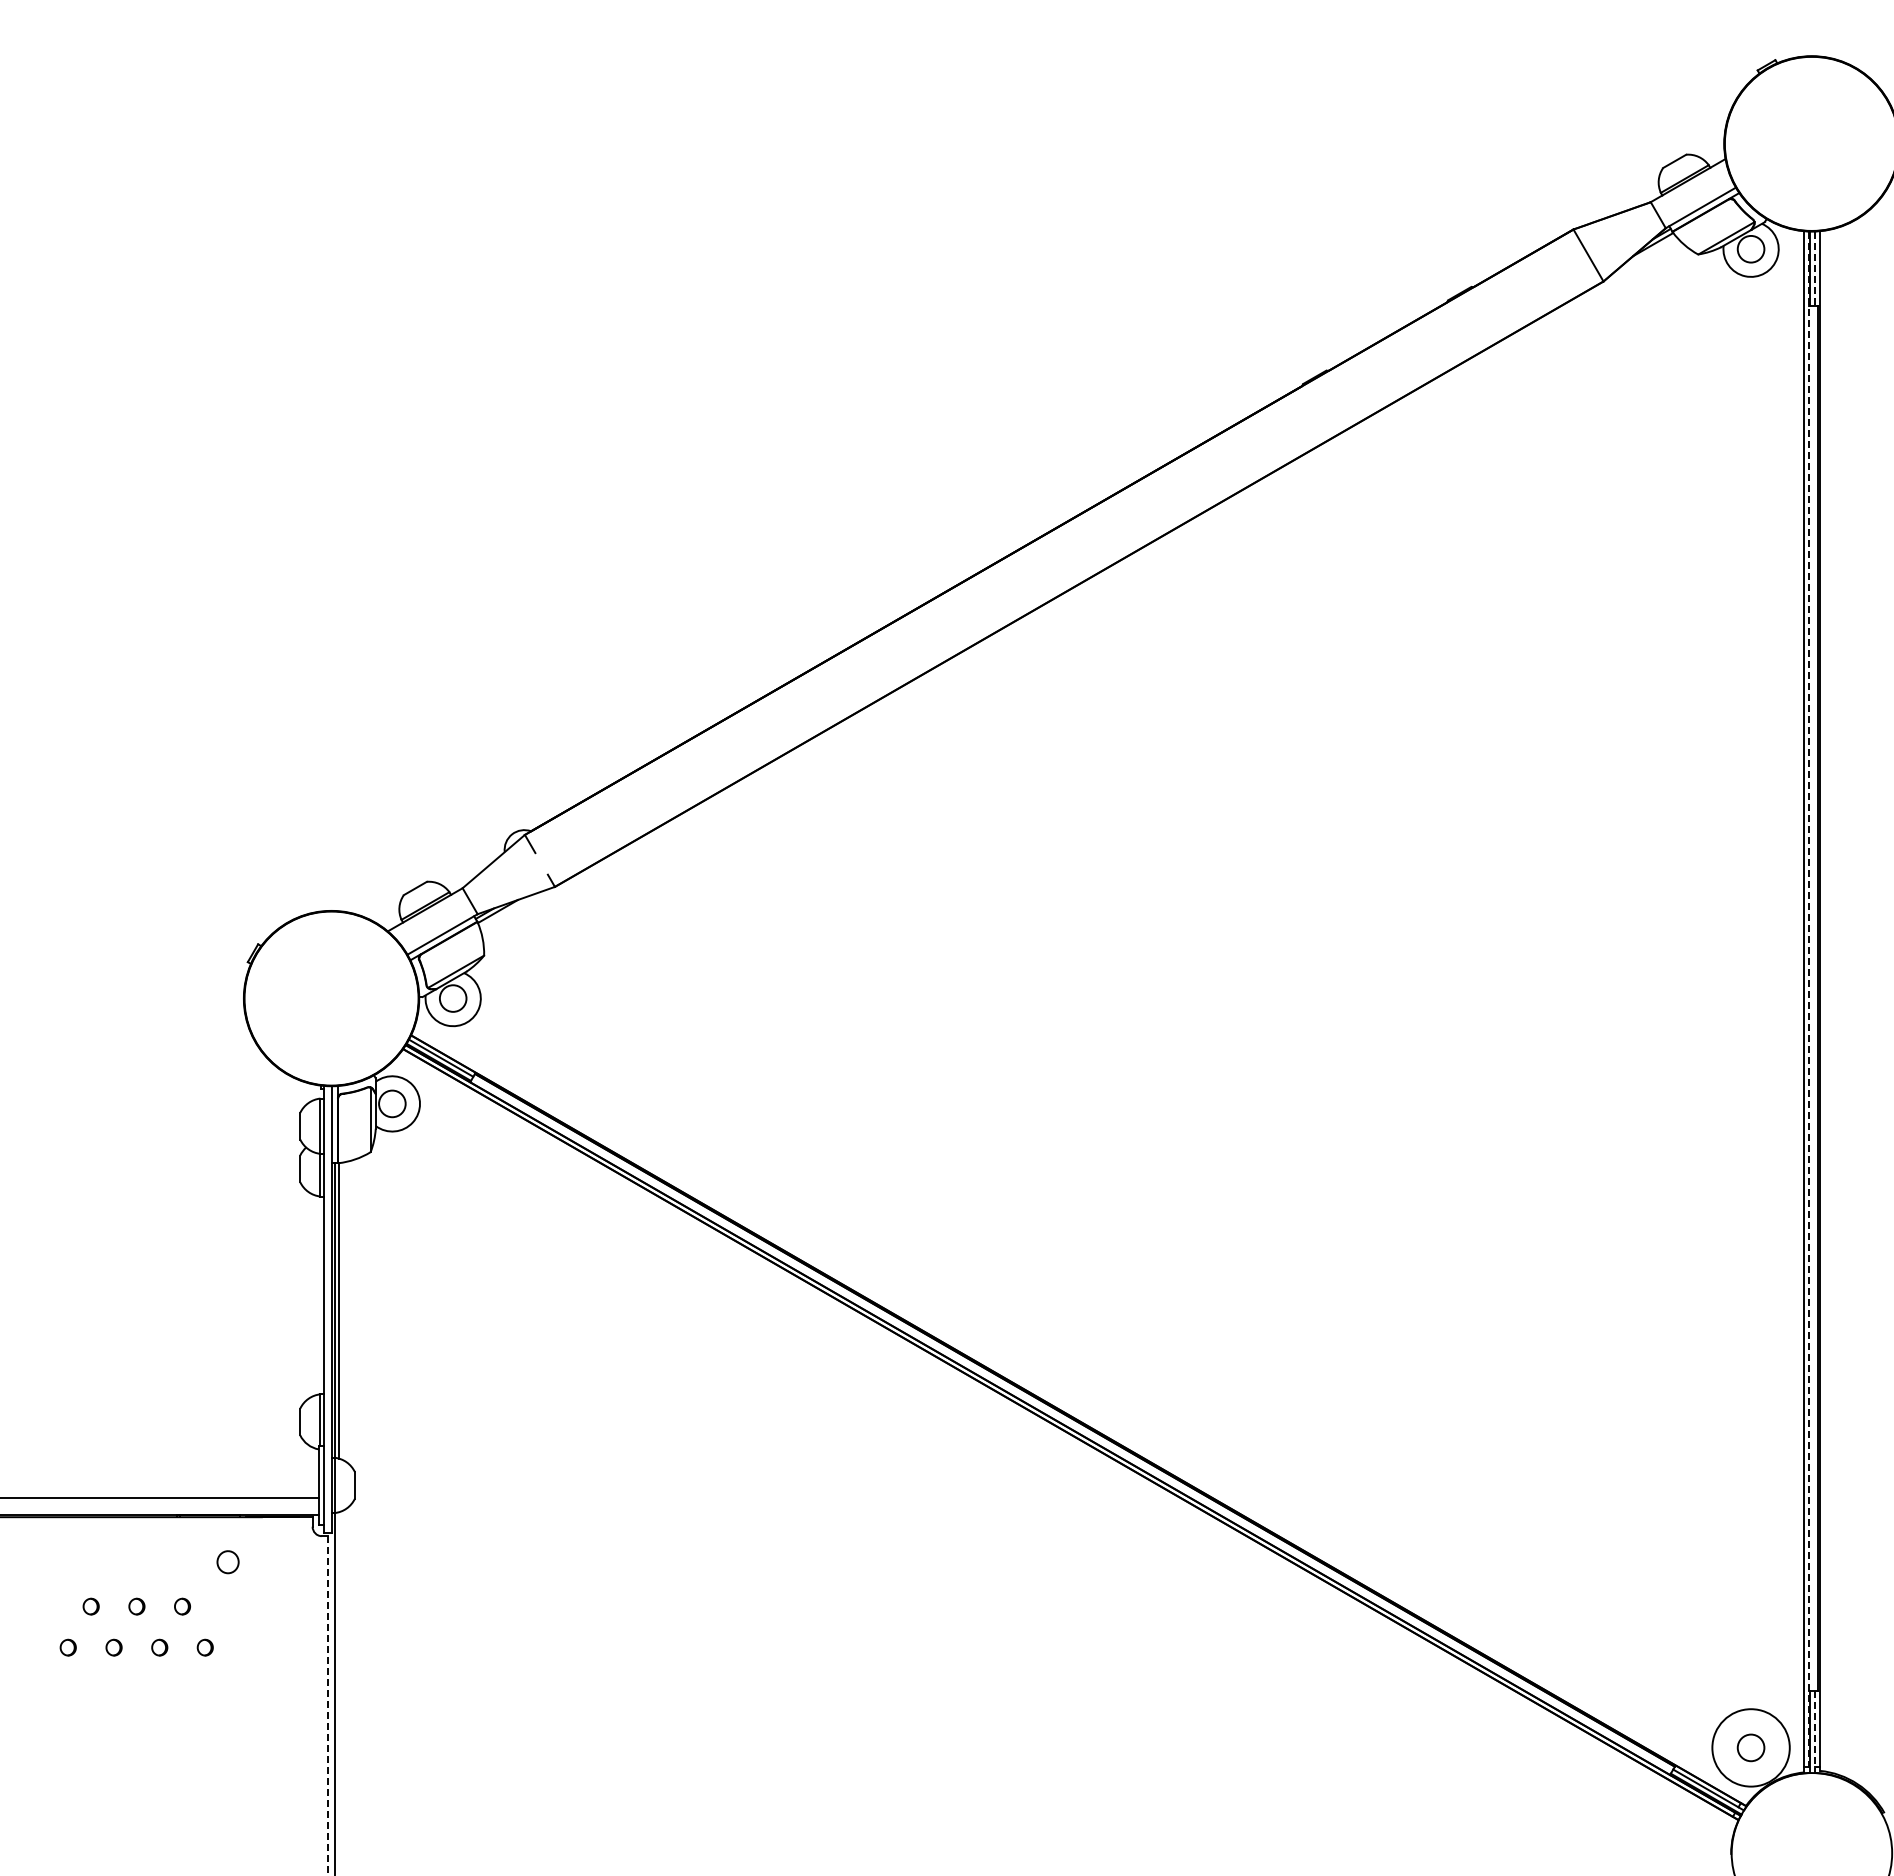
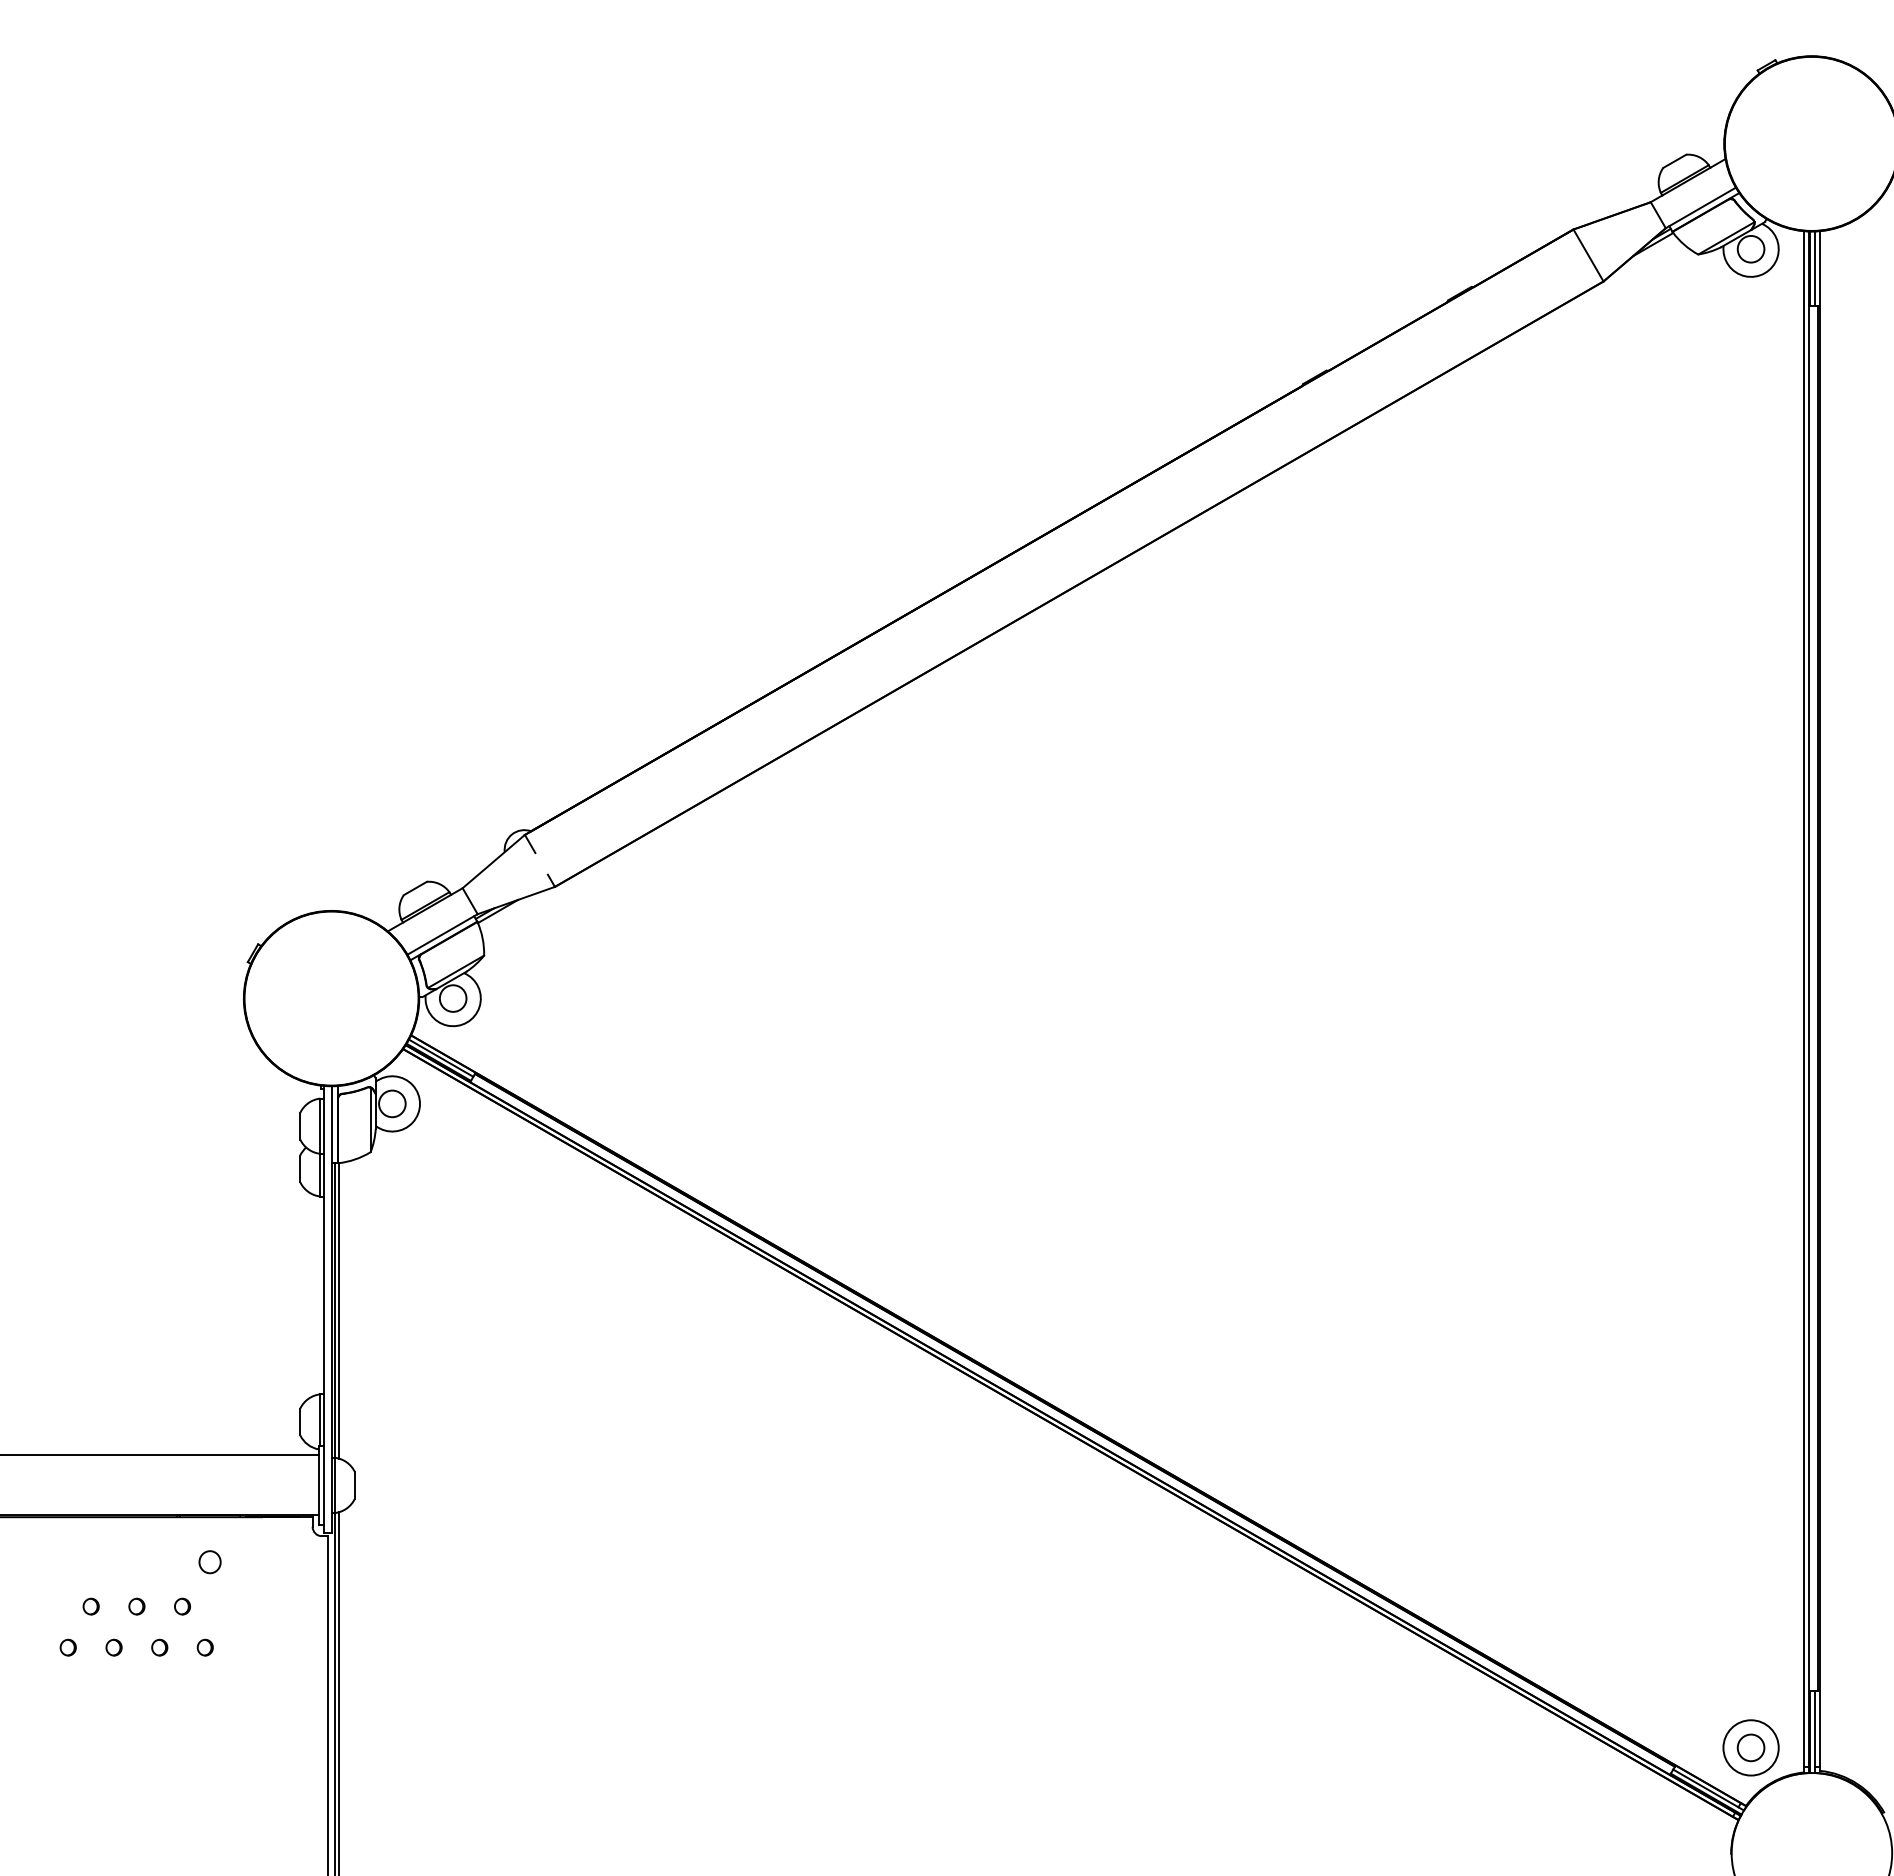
line: dashed -> solid (1815, 269)
line: dashed -> solid (1808, 1002)
line position: (160, 1498) -> (160, 1455) (160, 1455)
part position: (227, 1562) -> (209, 1562) (209, 1562)
line: none -> present (339, 1692)
line: dashed -> solid (327, 1706)
line: dashed -> solid (1815, 1732)
circle diameter: 77 px -> 55 px (1750, 1747)
